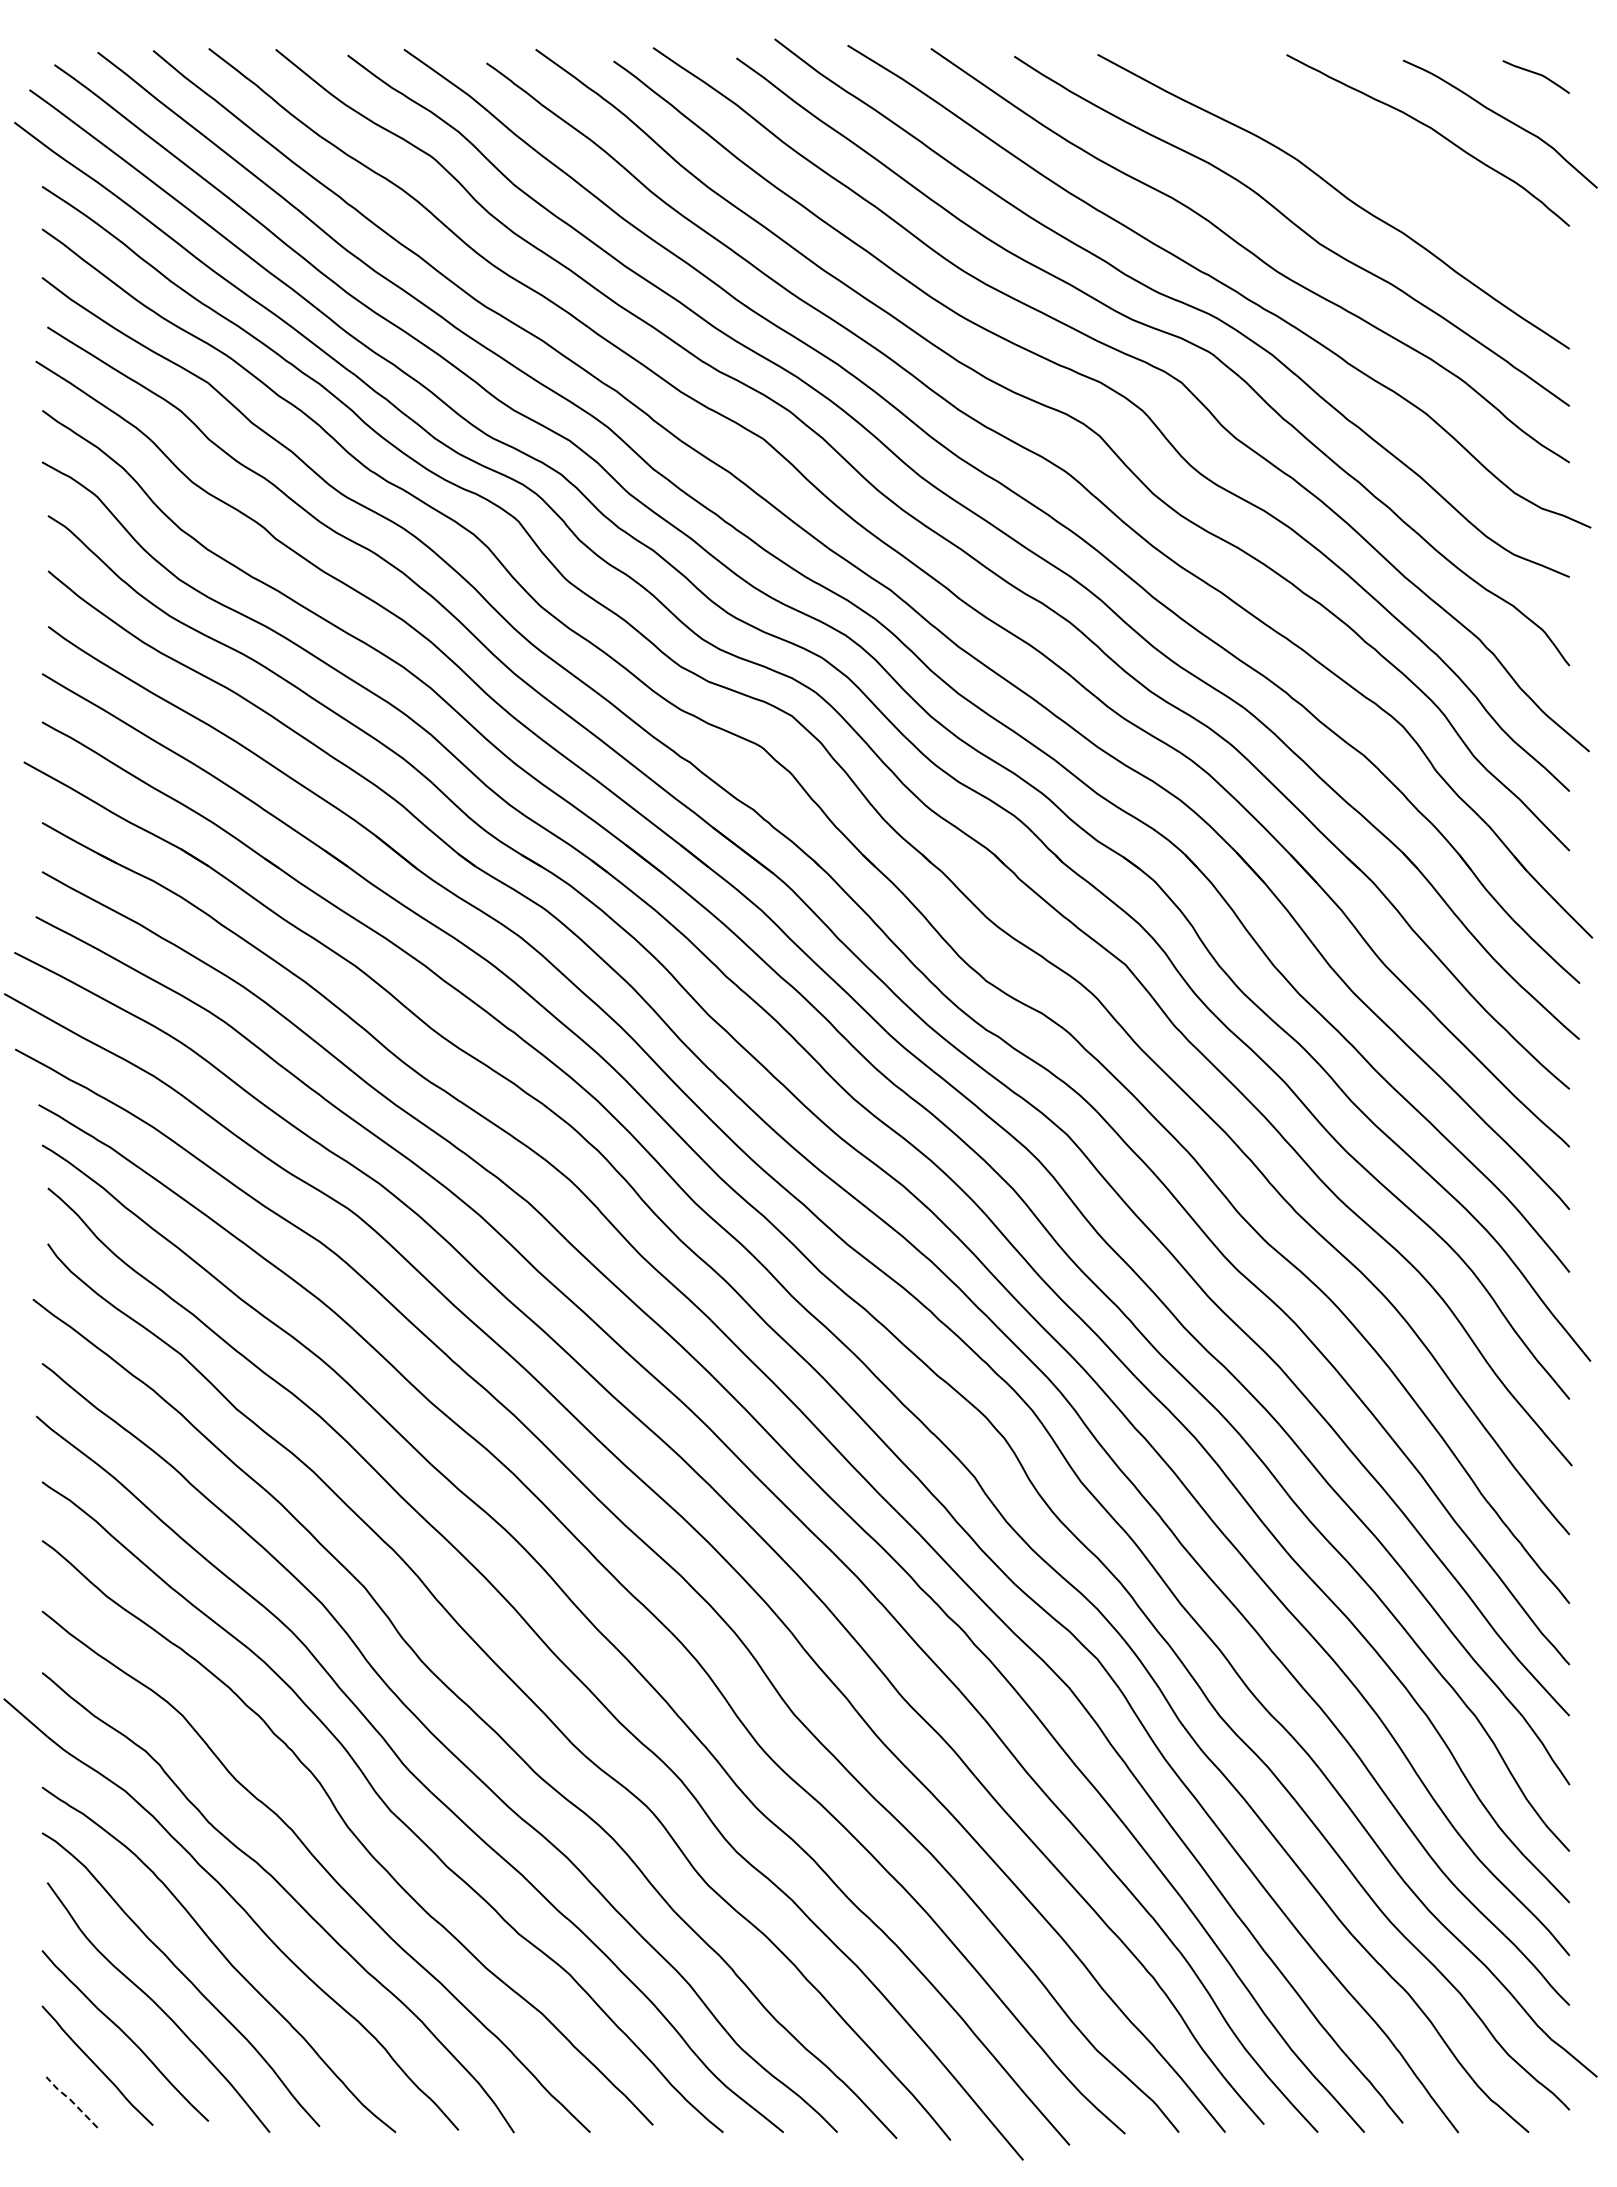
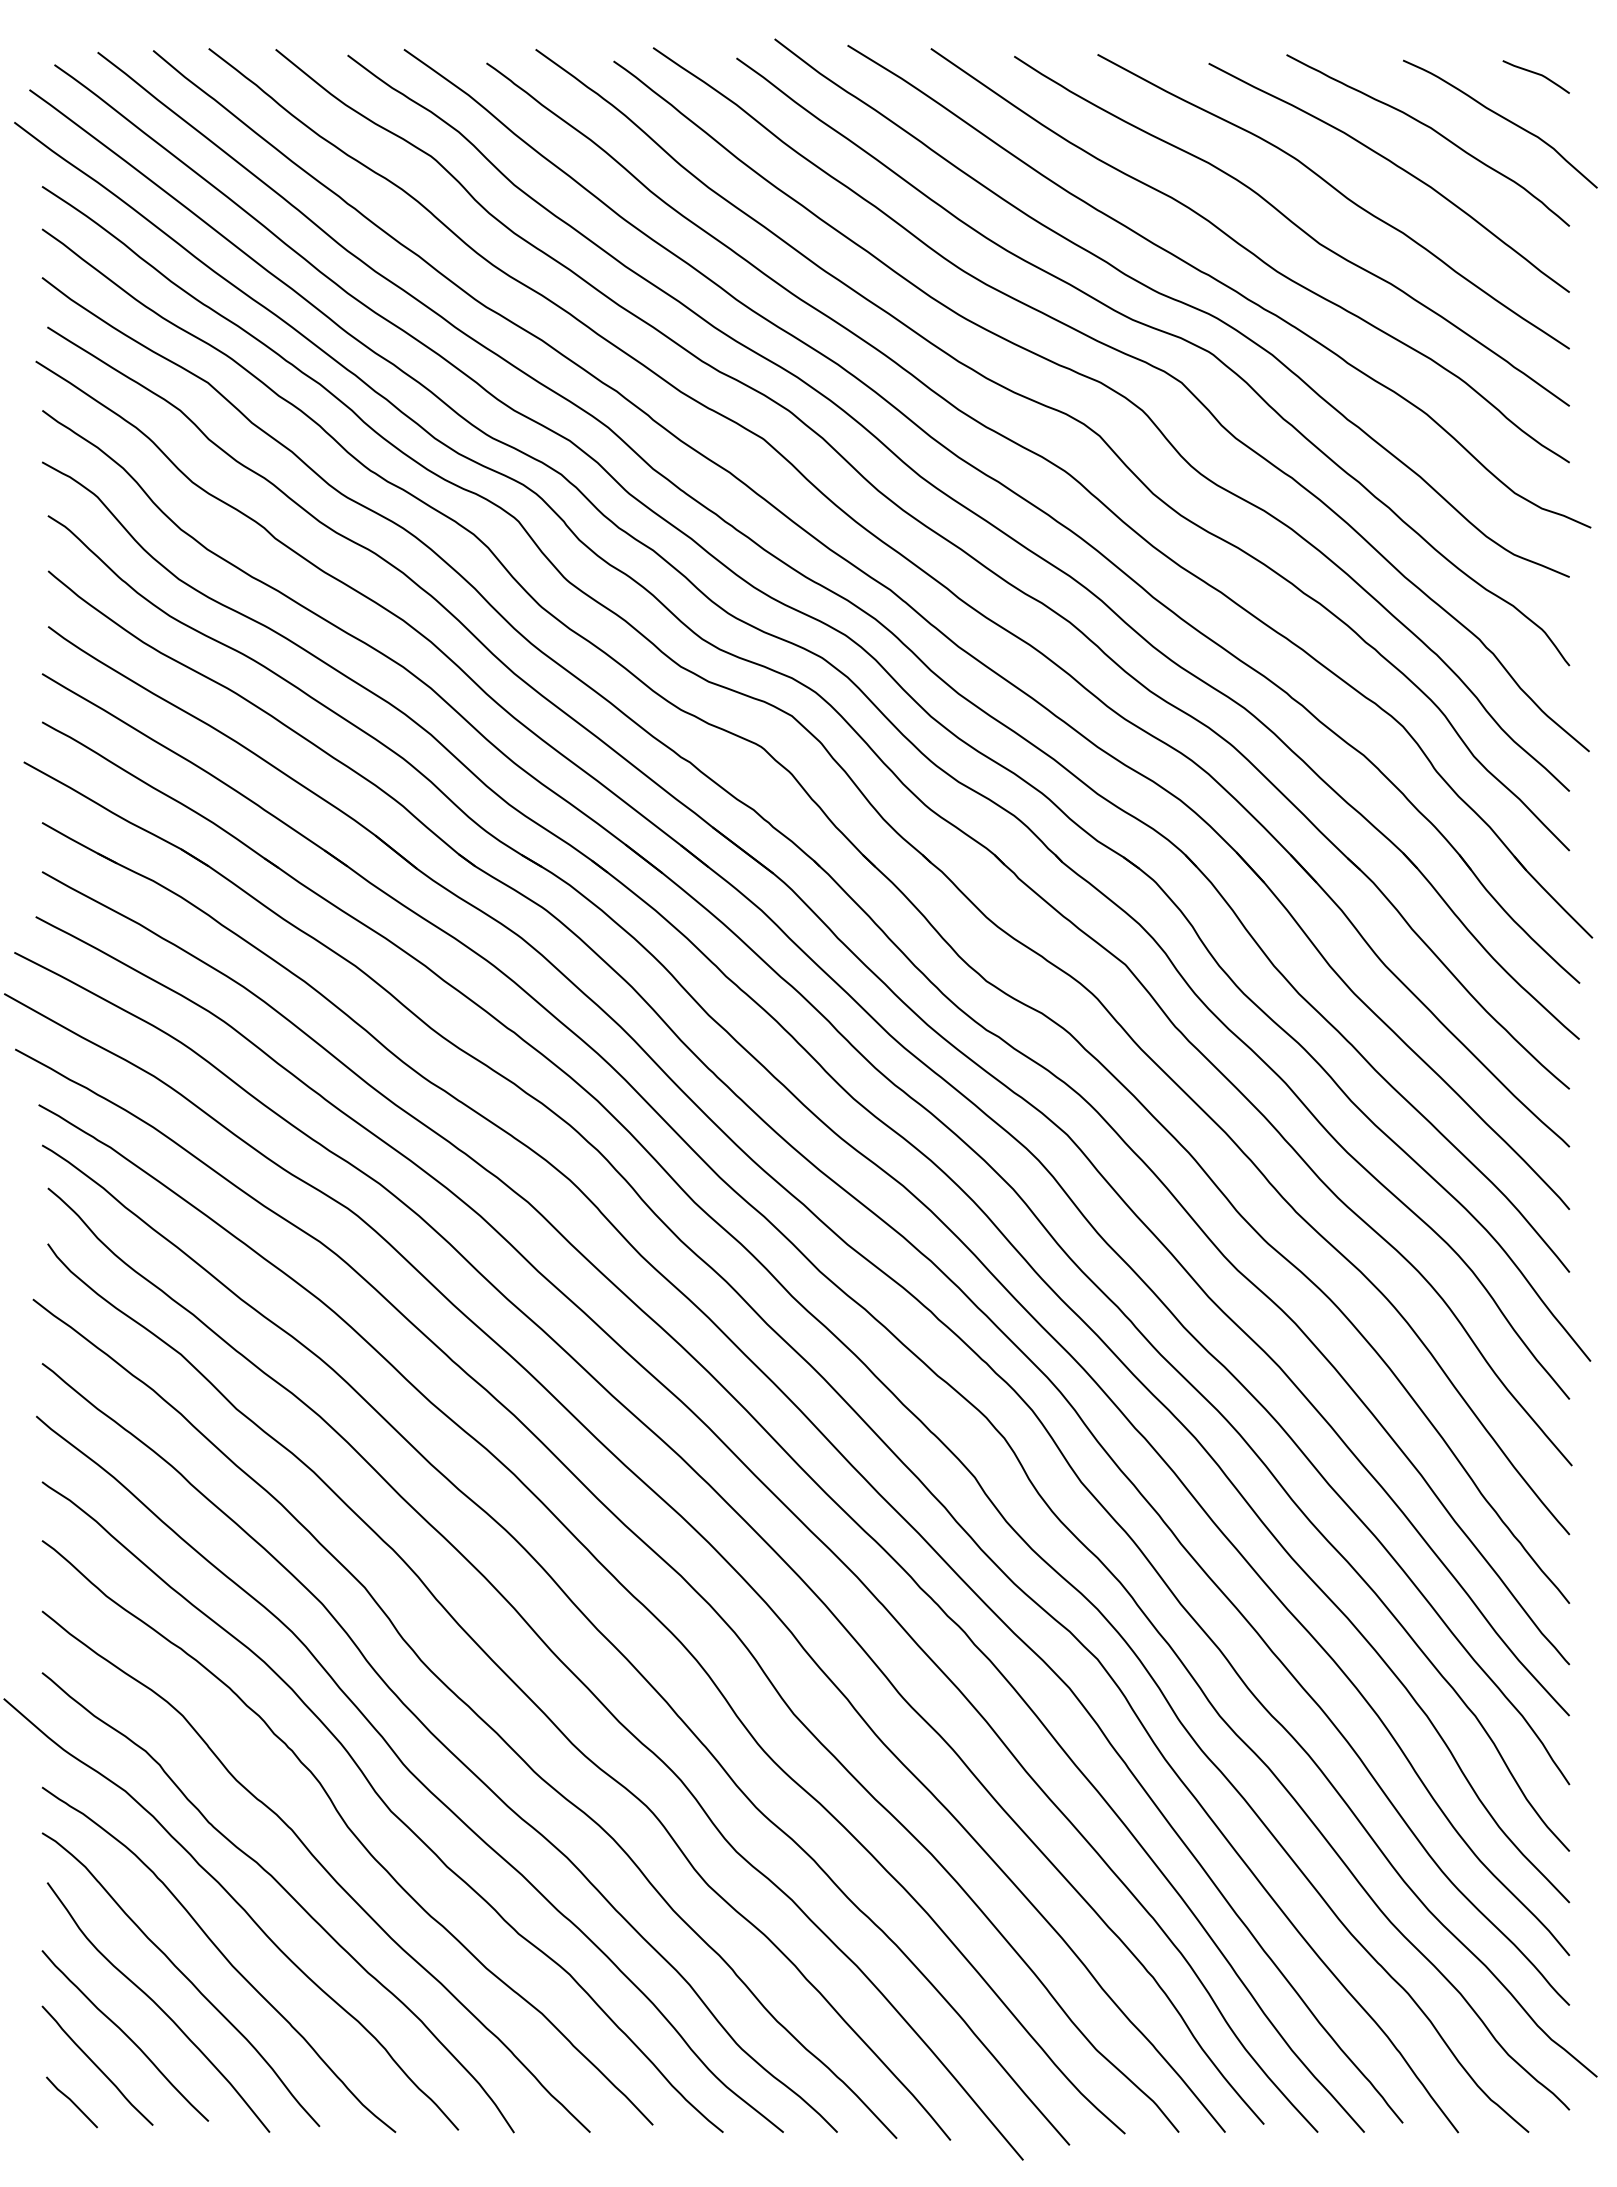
curve: none -> present (1394, 165)
line: dashed -> solid (71, 2100)
